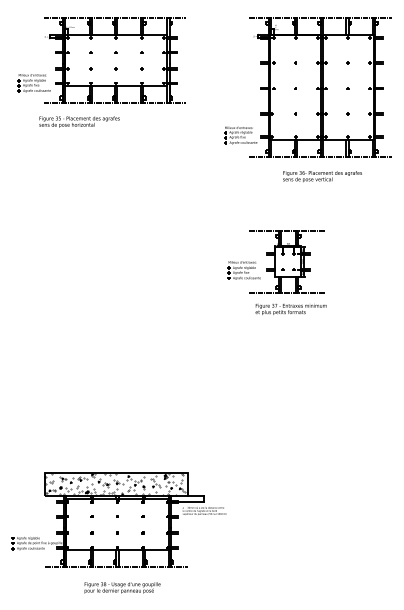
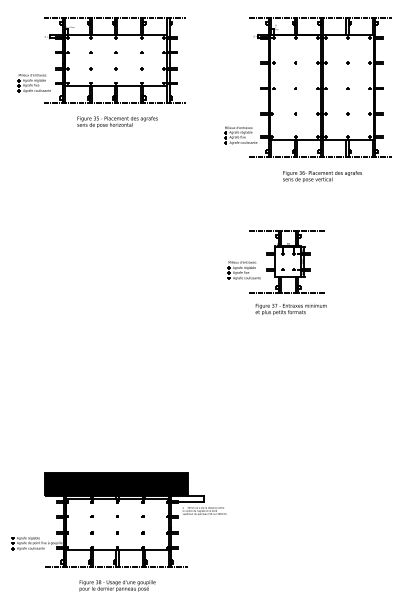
text position: (79, 121) -> (117, 121) (117, 121)
fill: none -> present (115, 484)
text position: (122, 587) -> (117, 585) (117, 585)
